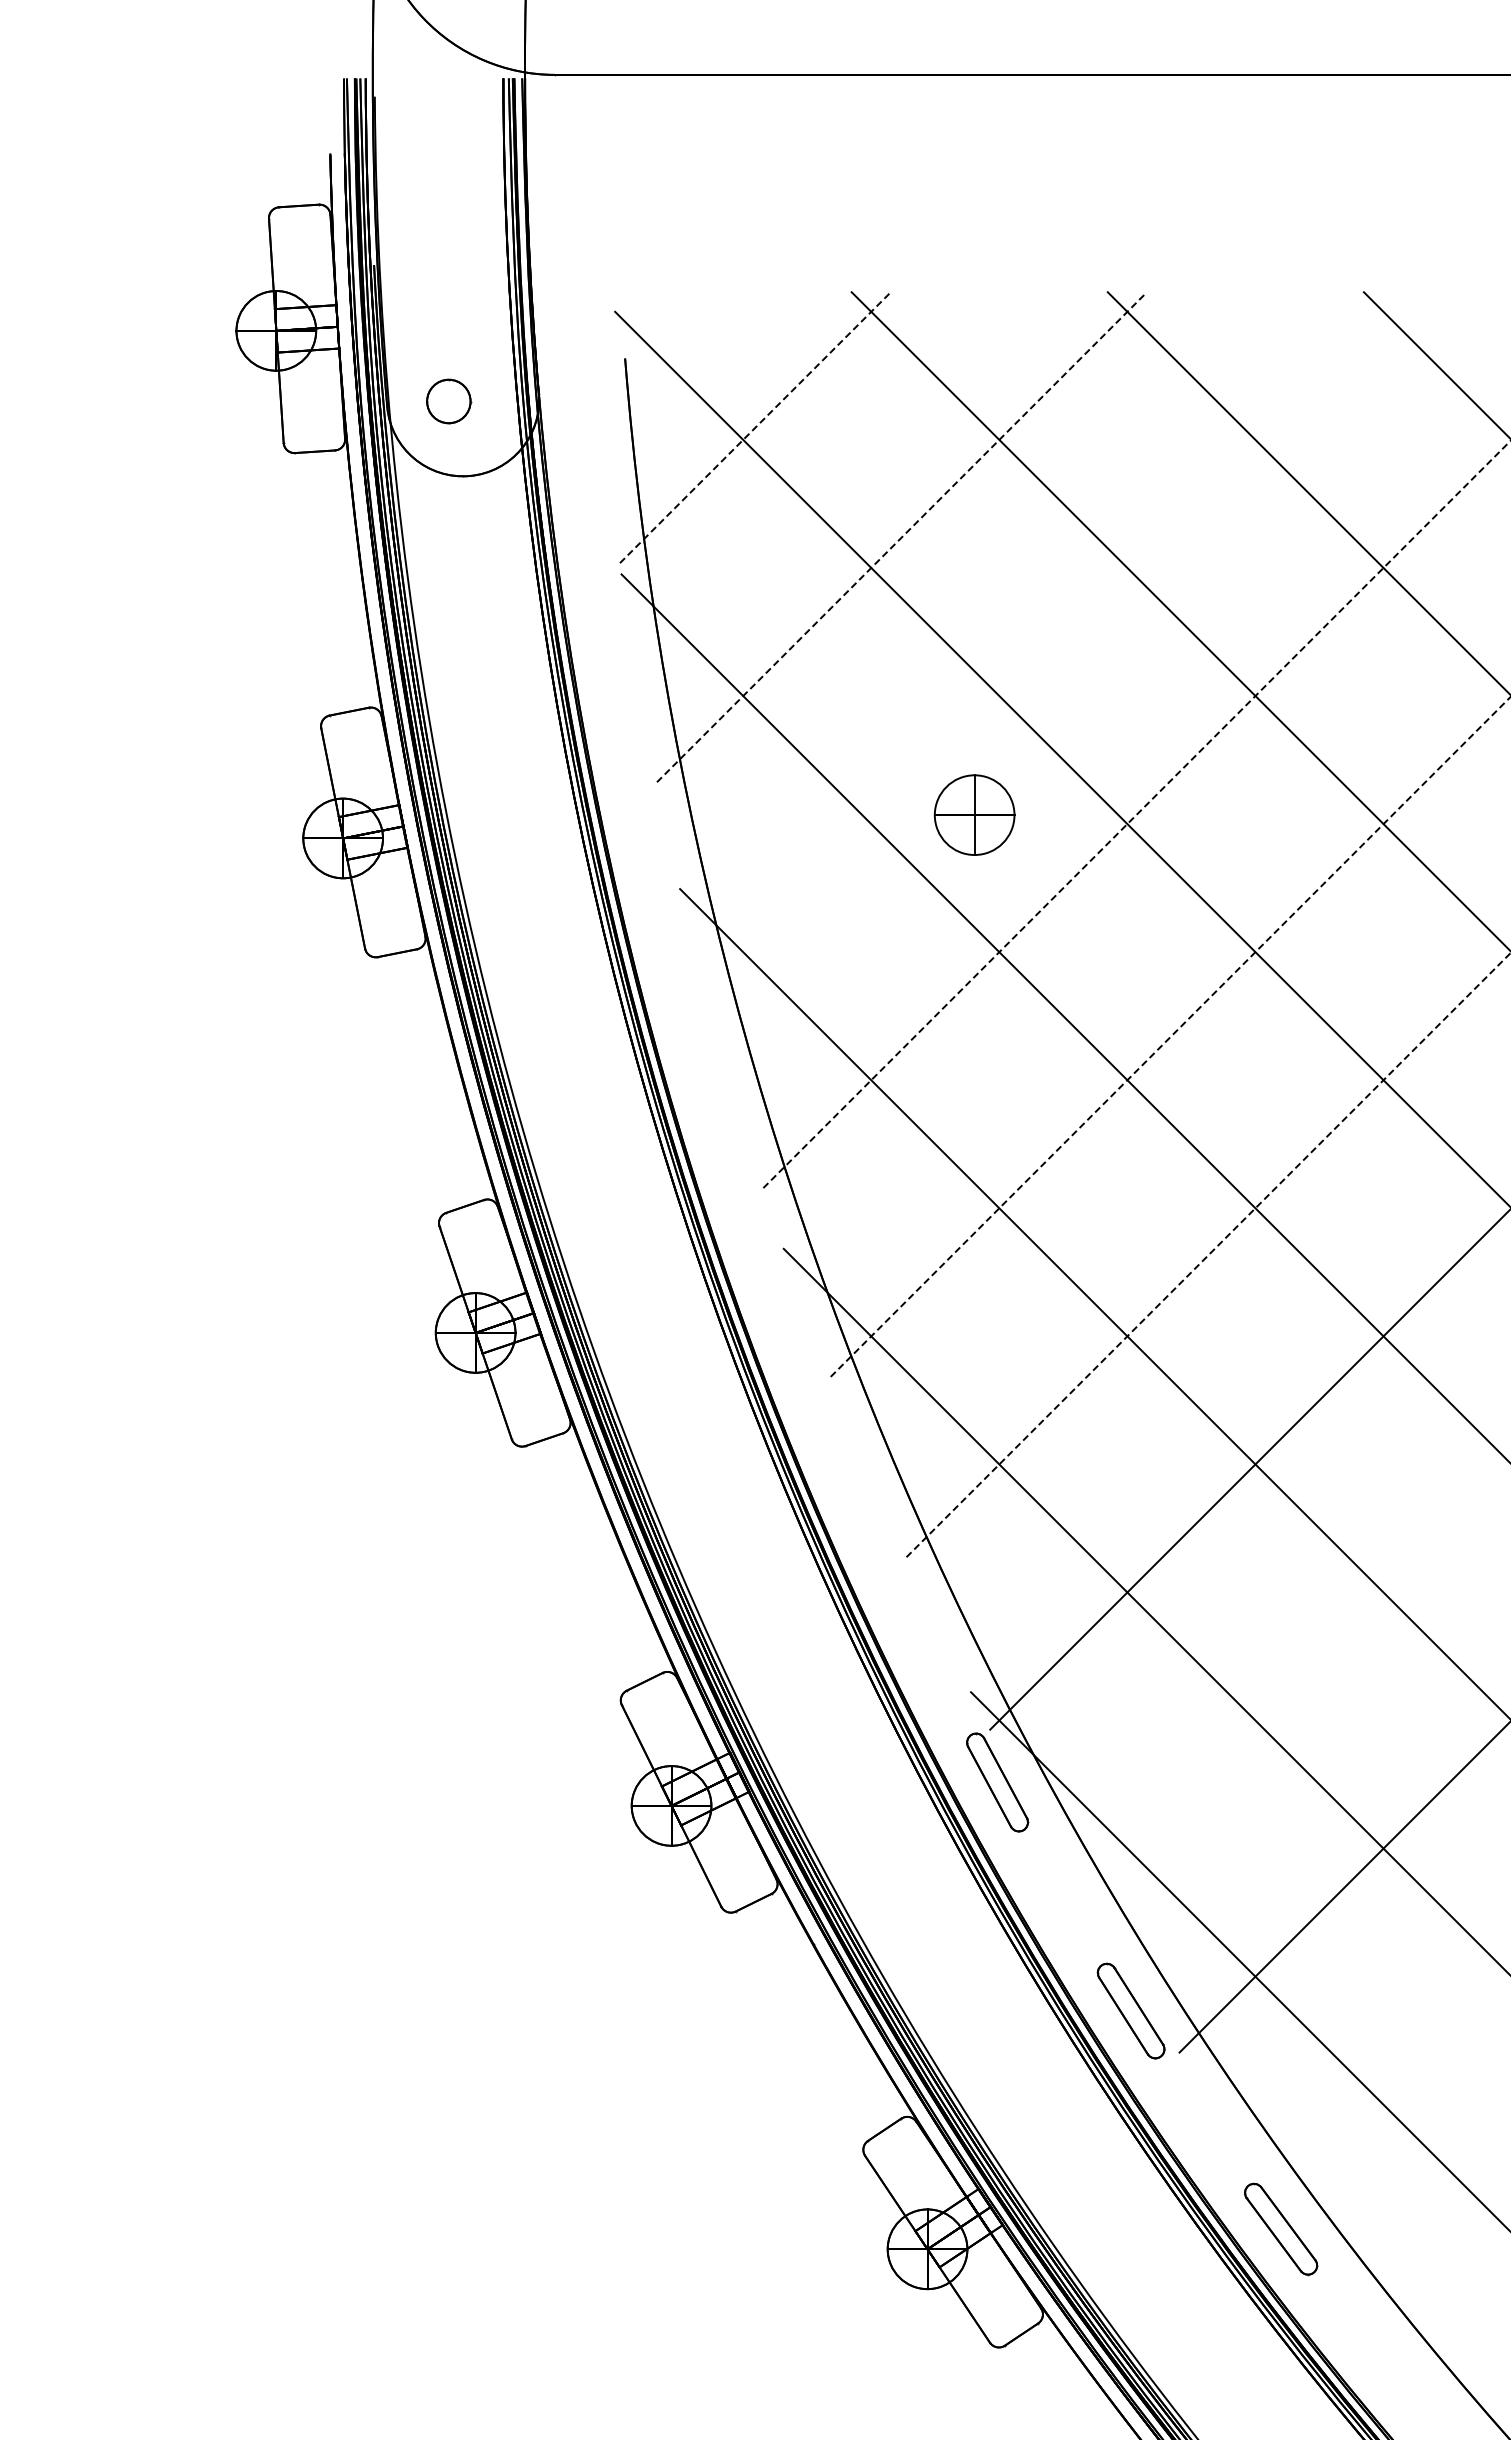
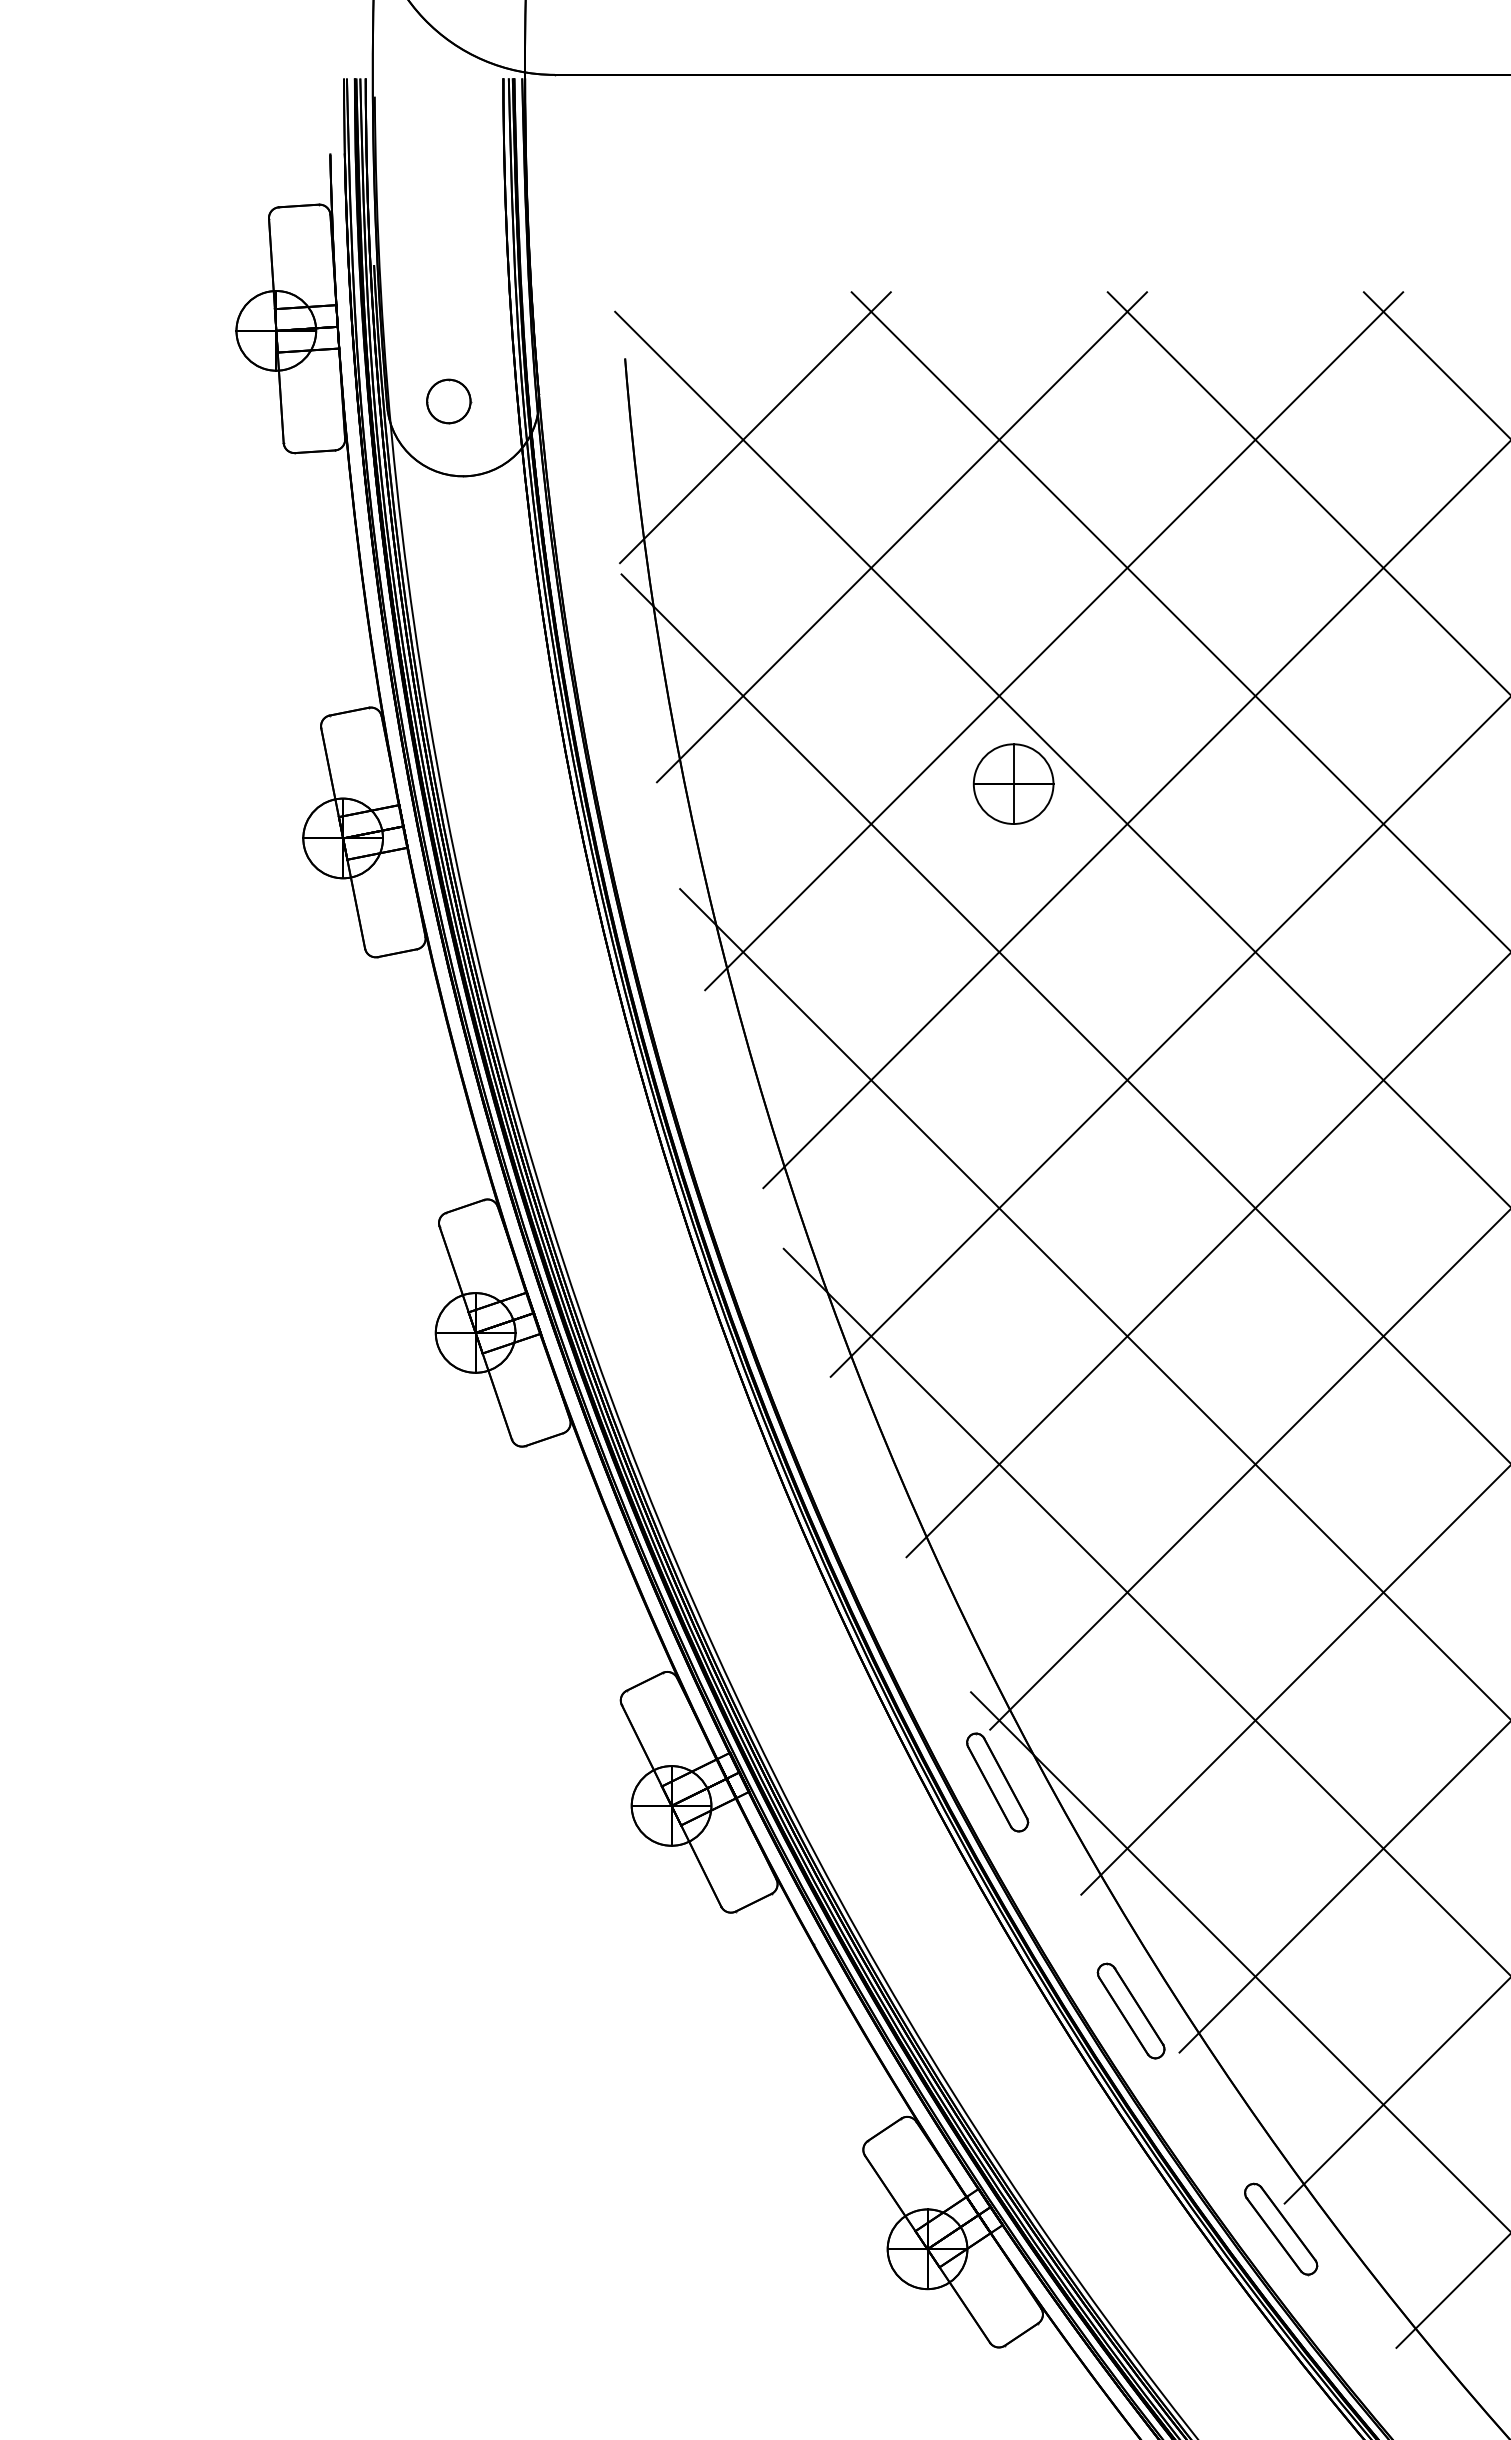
line: dashed -> solid (755, 427)
line: dashed -> solid (902, 536)
line: none -> present (1054, 641)
part position: (974, 814) -> (1013, 783) (1013, 783)
line: dashed -> solid (1137, 814)
line: dashed -> solid (1170, 1036)
line: dashed -> solid (1208, 1255)
line: none -> present (1294, 1681)
line: none -> present (1395, 2091)
line: none -> present (1451, 2291)
